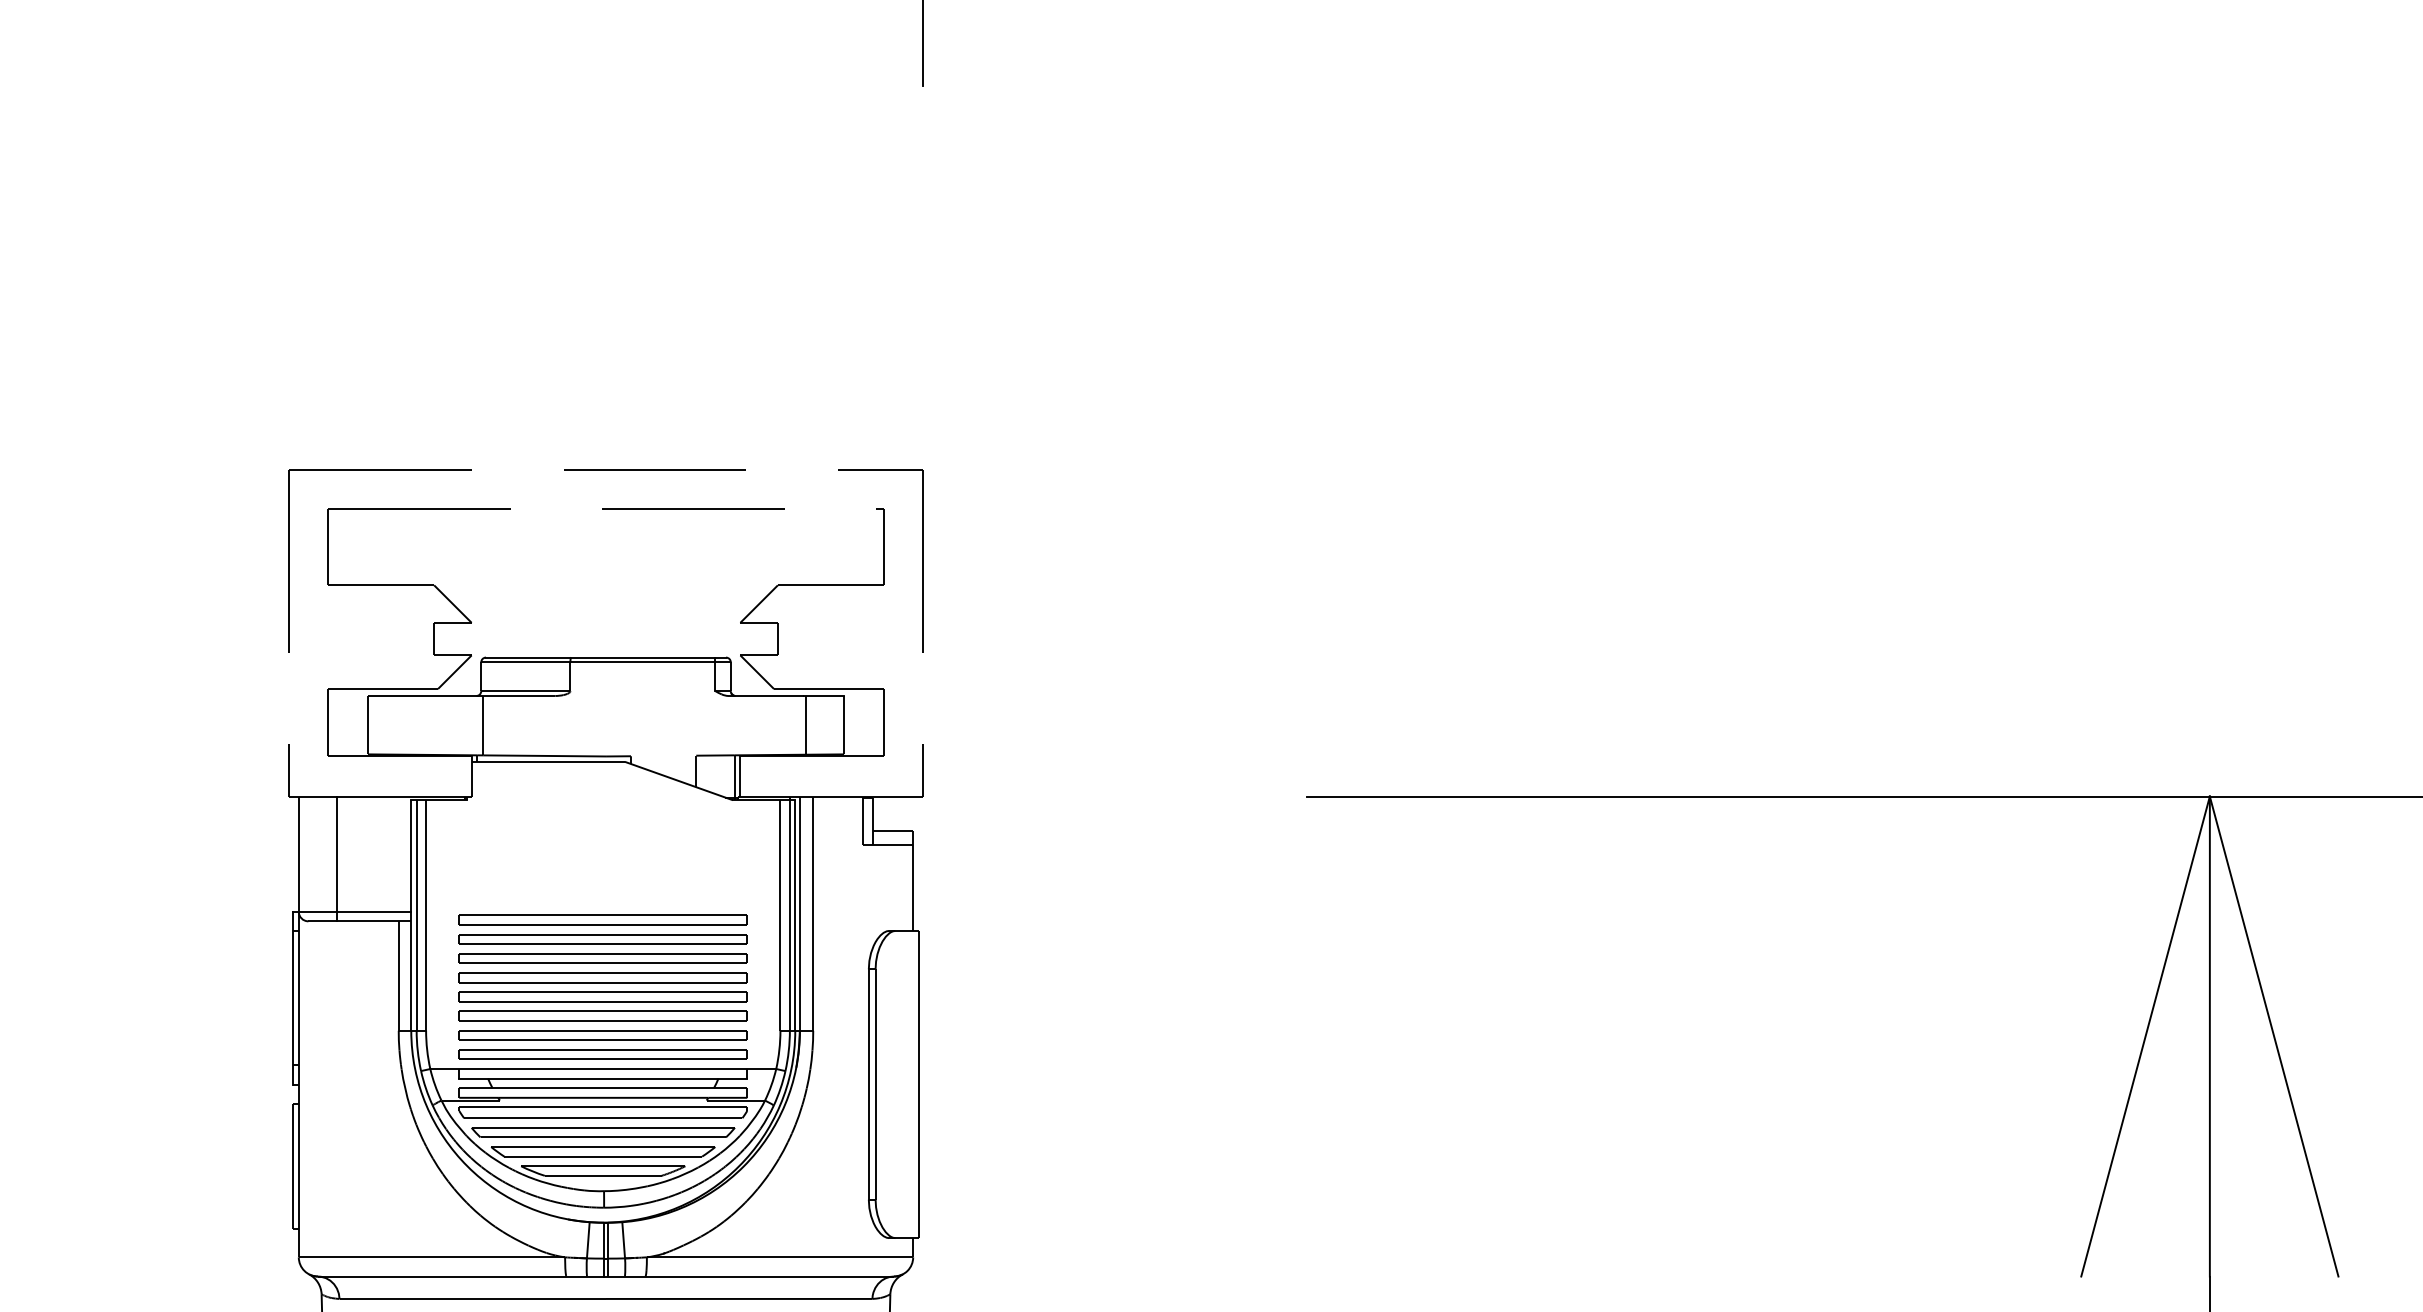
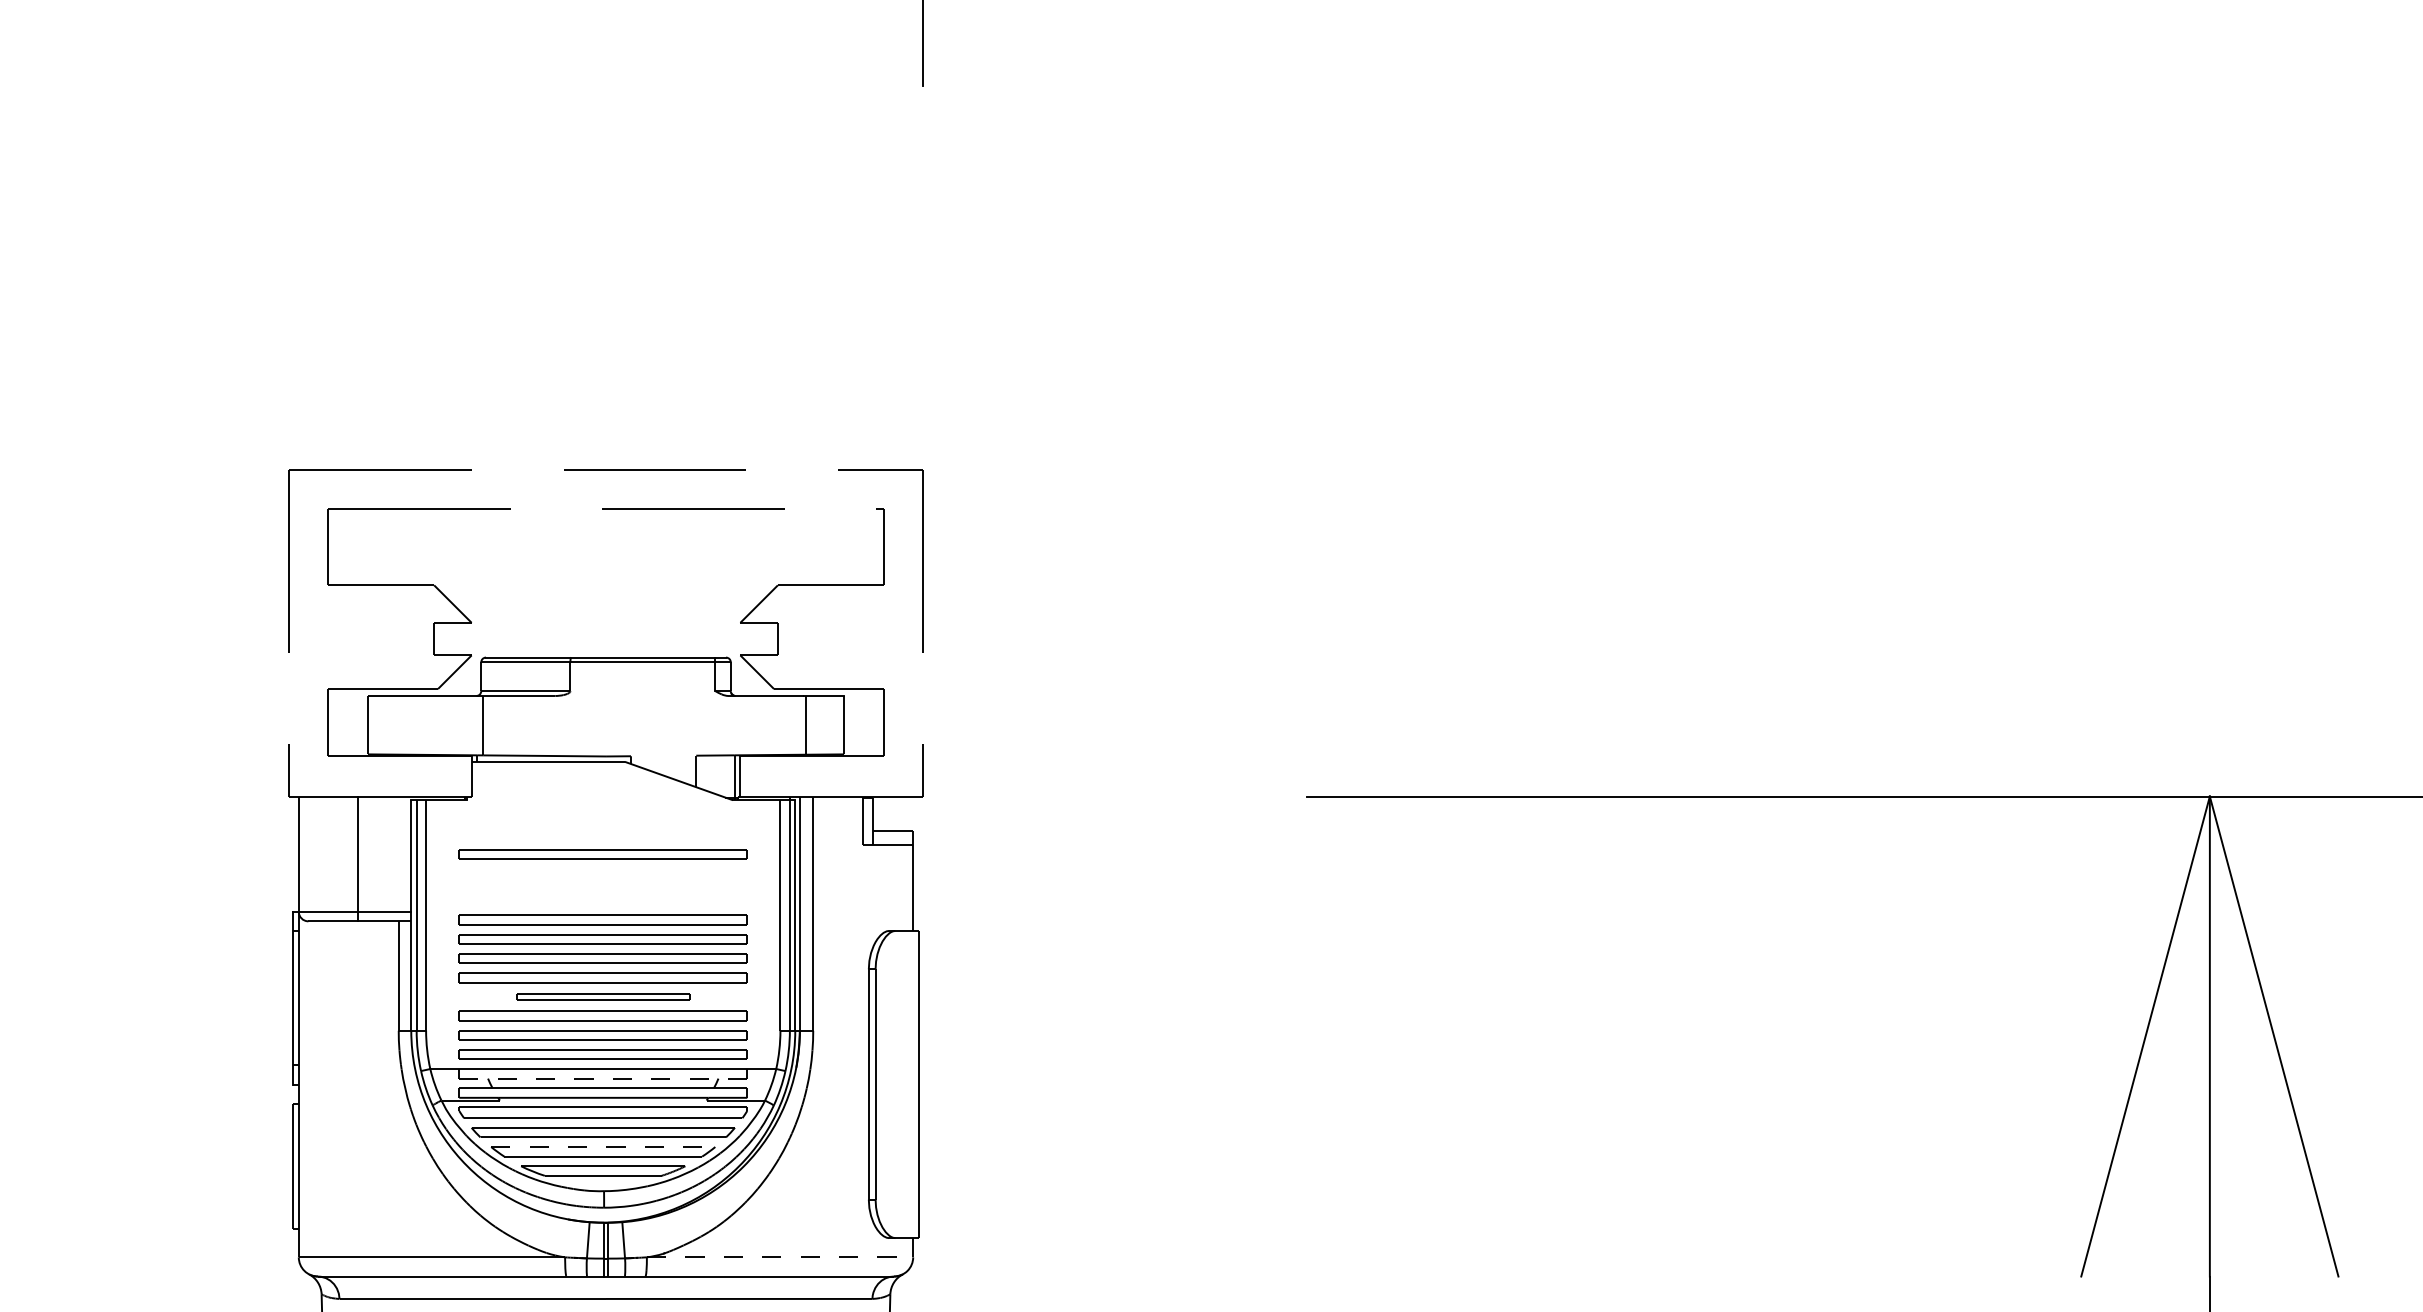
part: none -> present (602, 854)
line position: (337, 858) -> (358, 858) (358, 858)
part size: 290x12 px -> 175x8 px (603, 996)
line: solid -> dashed (603, 1078)
line: solid -> dashed (603, 1147)
line: solid -> dashed (780, 1257)
